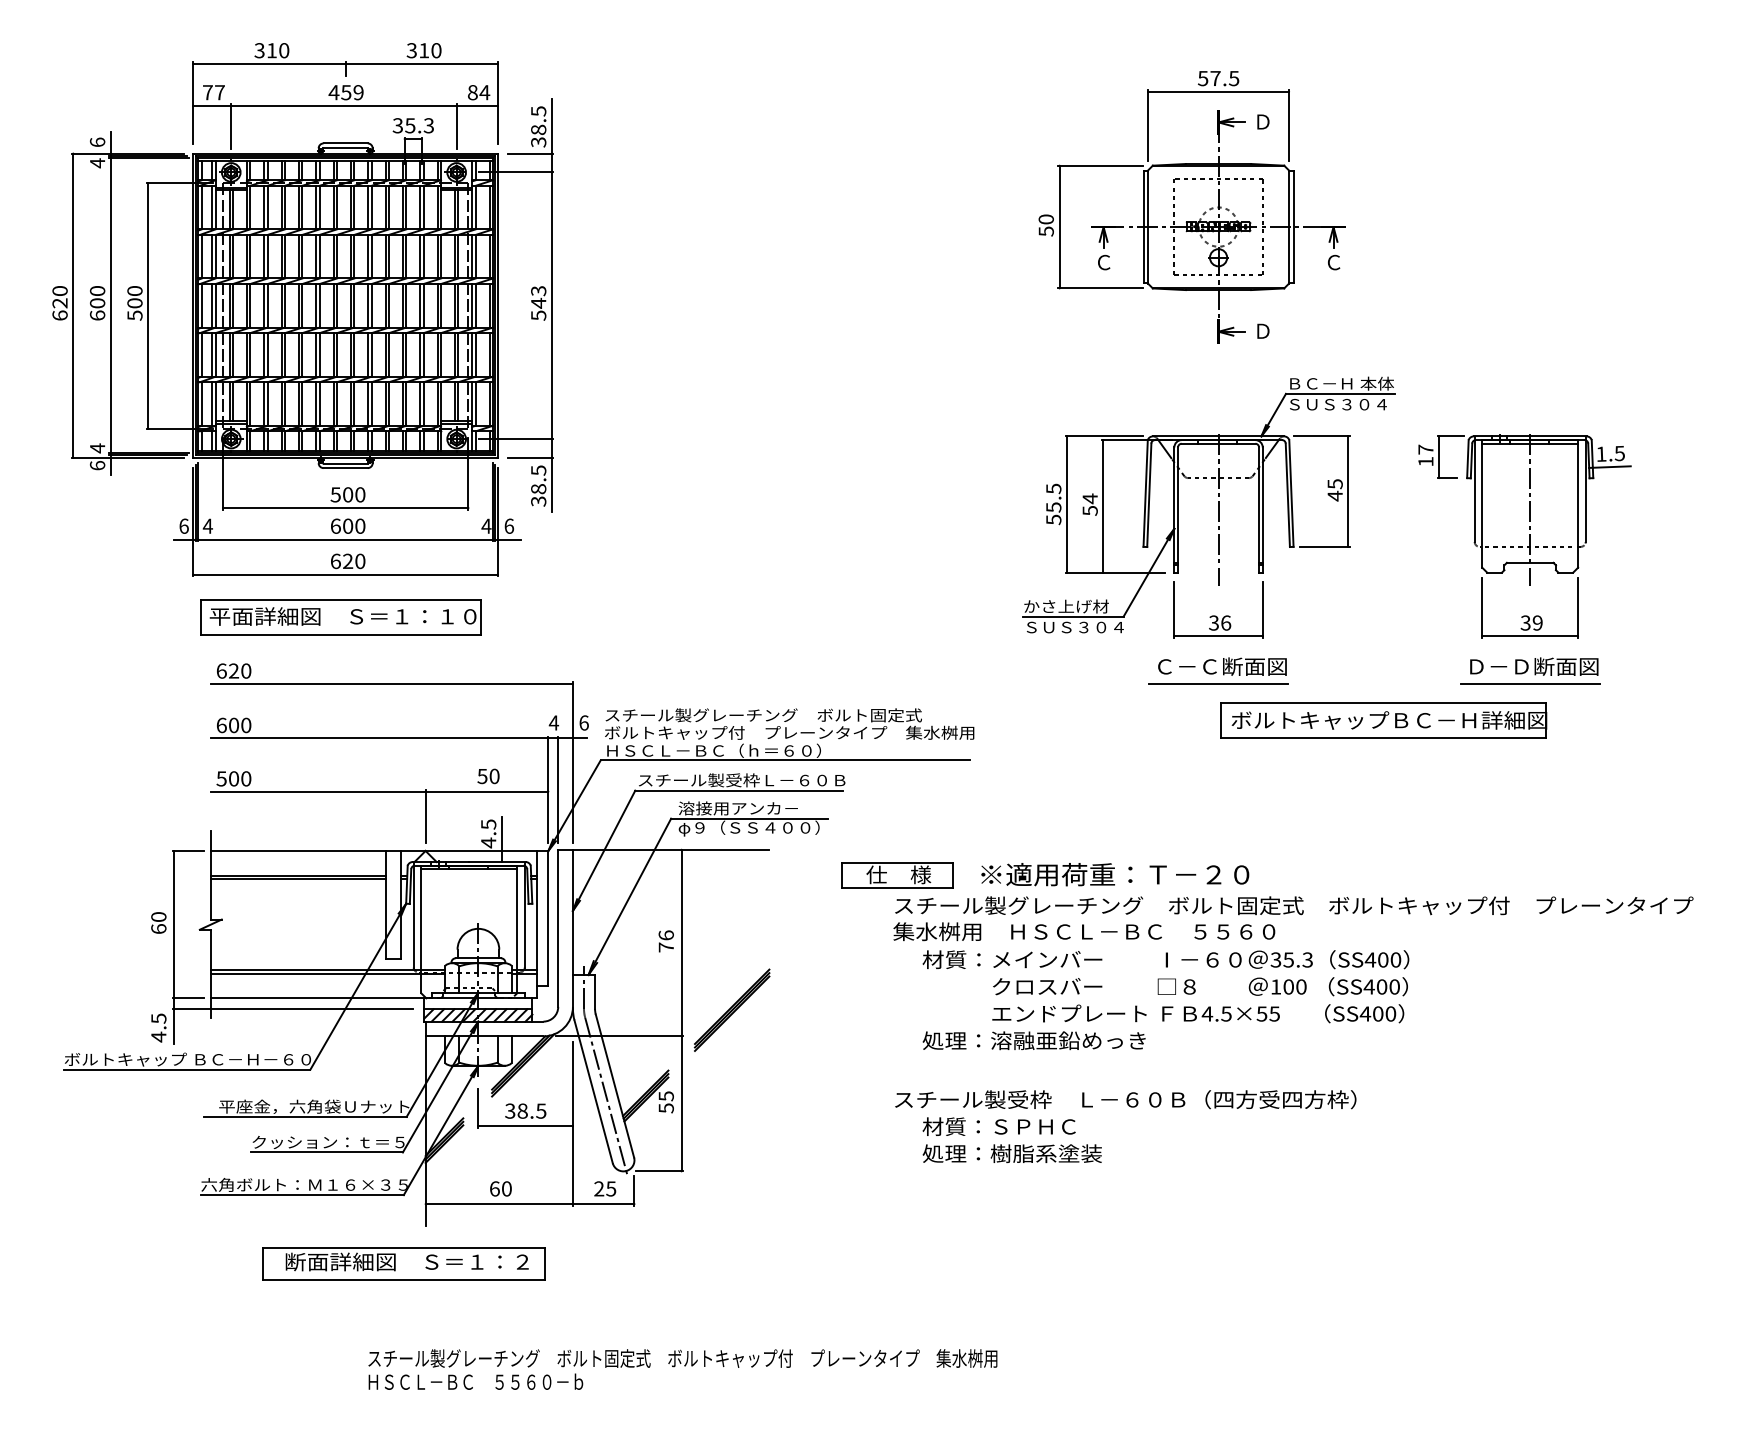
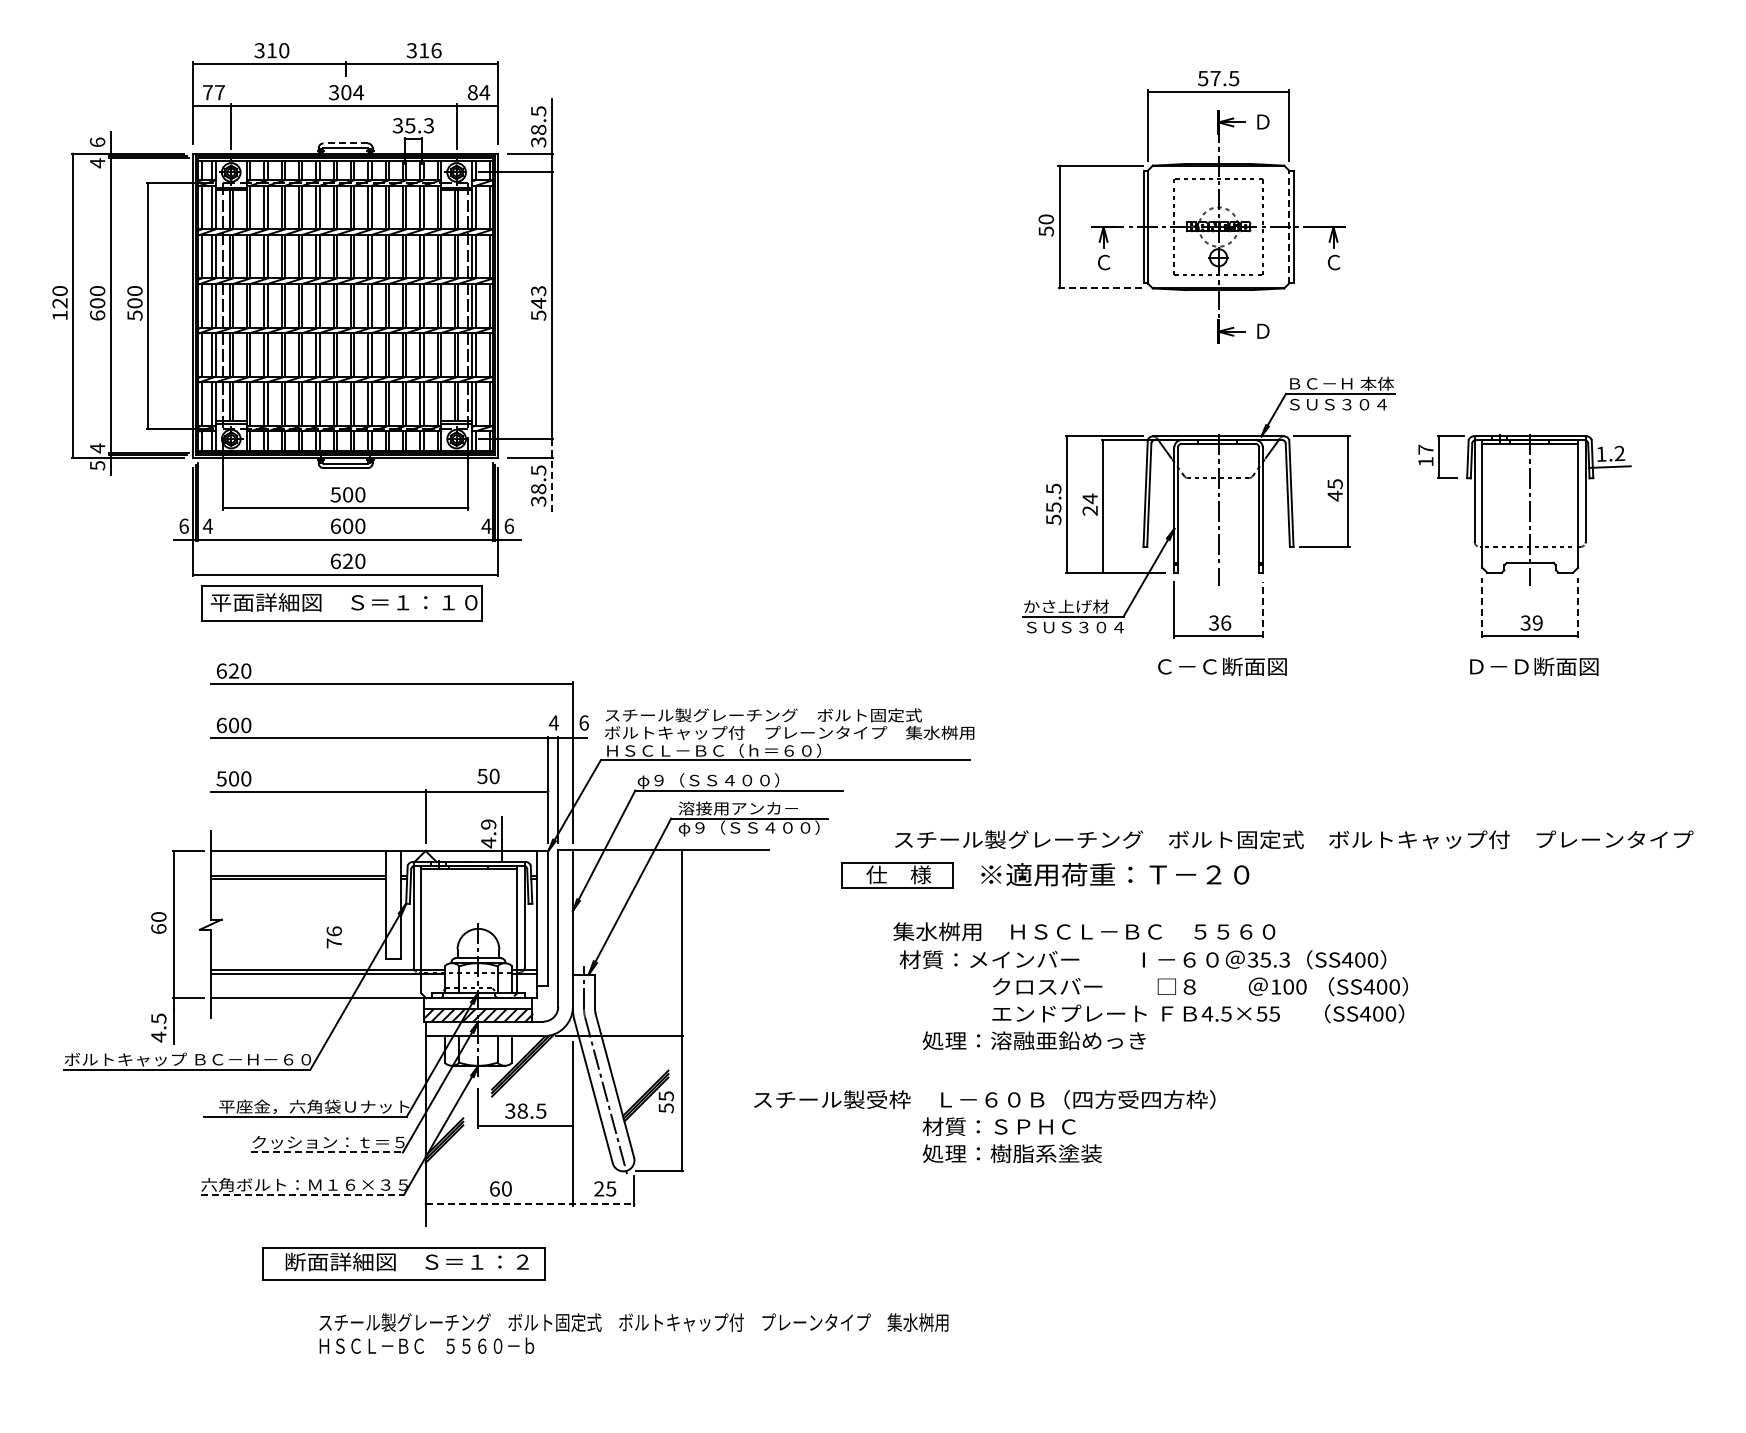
text: 310 -> 316 (436, 50)
text: 459 -> 304 (346, 92)
line: solid -> dashed (345, 143)
line: solid -> dashed (1289, 226)
line: solid -> dashed (1101, 288)
text: 620 -> 120 (59, 315)
text: 1.5 -> 1.2 (1619, 453)
text: 6 -> 5 (97, 465)
line: solid -> dashed (551, 475)
text: 54 -> 24 (1089, 510)
line: solid -> dashed (1482, 607)
line: solid -> dashed (1578, 607)
line: solid -> dashed (1262, 610)
part position: (340, 617) -> (341, 603) (341, 603)
line: present -> none (1530, 683)
line: present -> none (1218, 684)
part: present -> none (1383, 720)
text: スチール製受枠Ｌ－６０Ｂ -> φ９（ＳＳ４００） (741, 781)
text: 4.5 -> 4.9 (488, 824)
text position: (1294, 905) -> (1294, 839) (1294, 839)
text position: (665, 941) -> (333, 937) (333, 937)
text position: (1165, 959) -> (1142, 959) (1142, 959)
line: present -> none (292, 1009)
part: present -> none (731, 1009)
text position: (1125, 1099) -> (984, 1099) (984, 1099)
line: solid -> dashed (327, 1152)
line: solid -> dashed (302, 1195)
line: solid -> dashed (530, 1204)
text position: (682, 1369) -> (633, 1333) (633, 1333)
